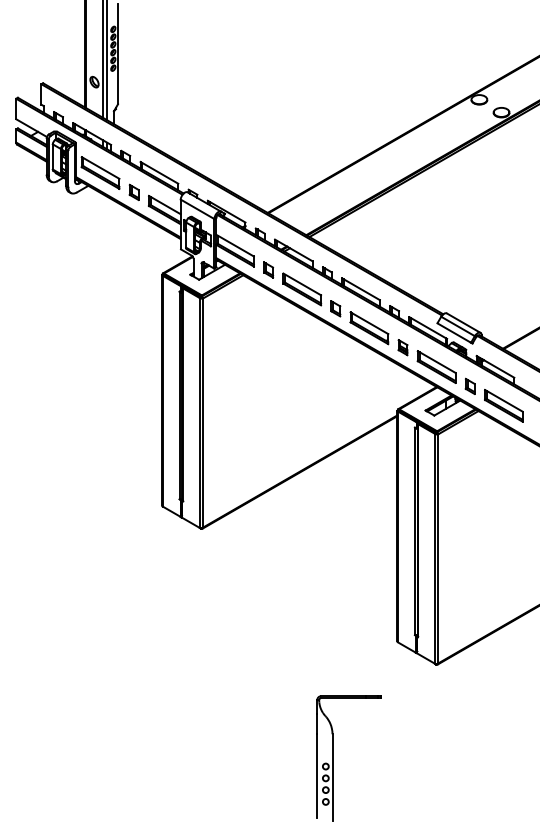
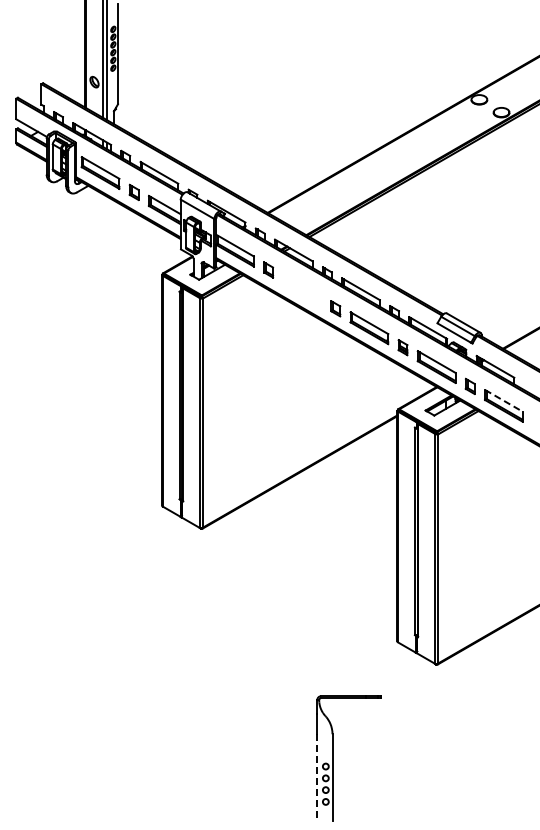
part: present -> none (302, 289)
line: solid -> dashed (503, 400)
line: solid -> dashed (317, 776)
